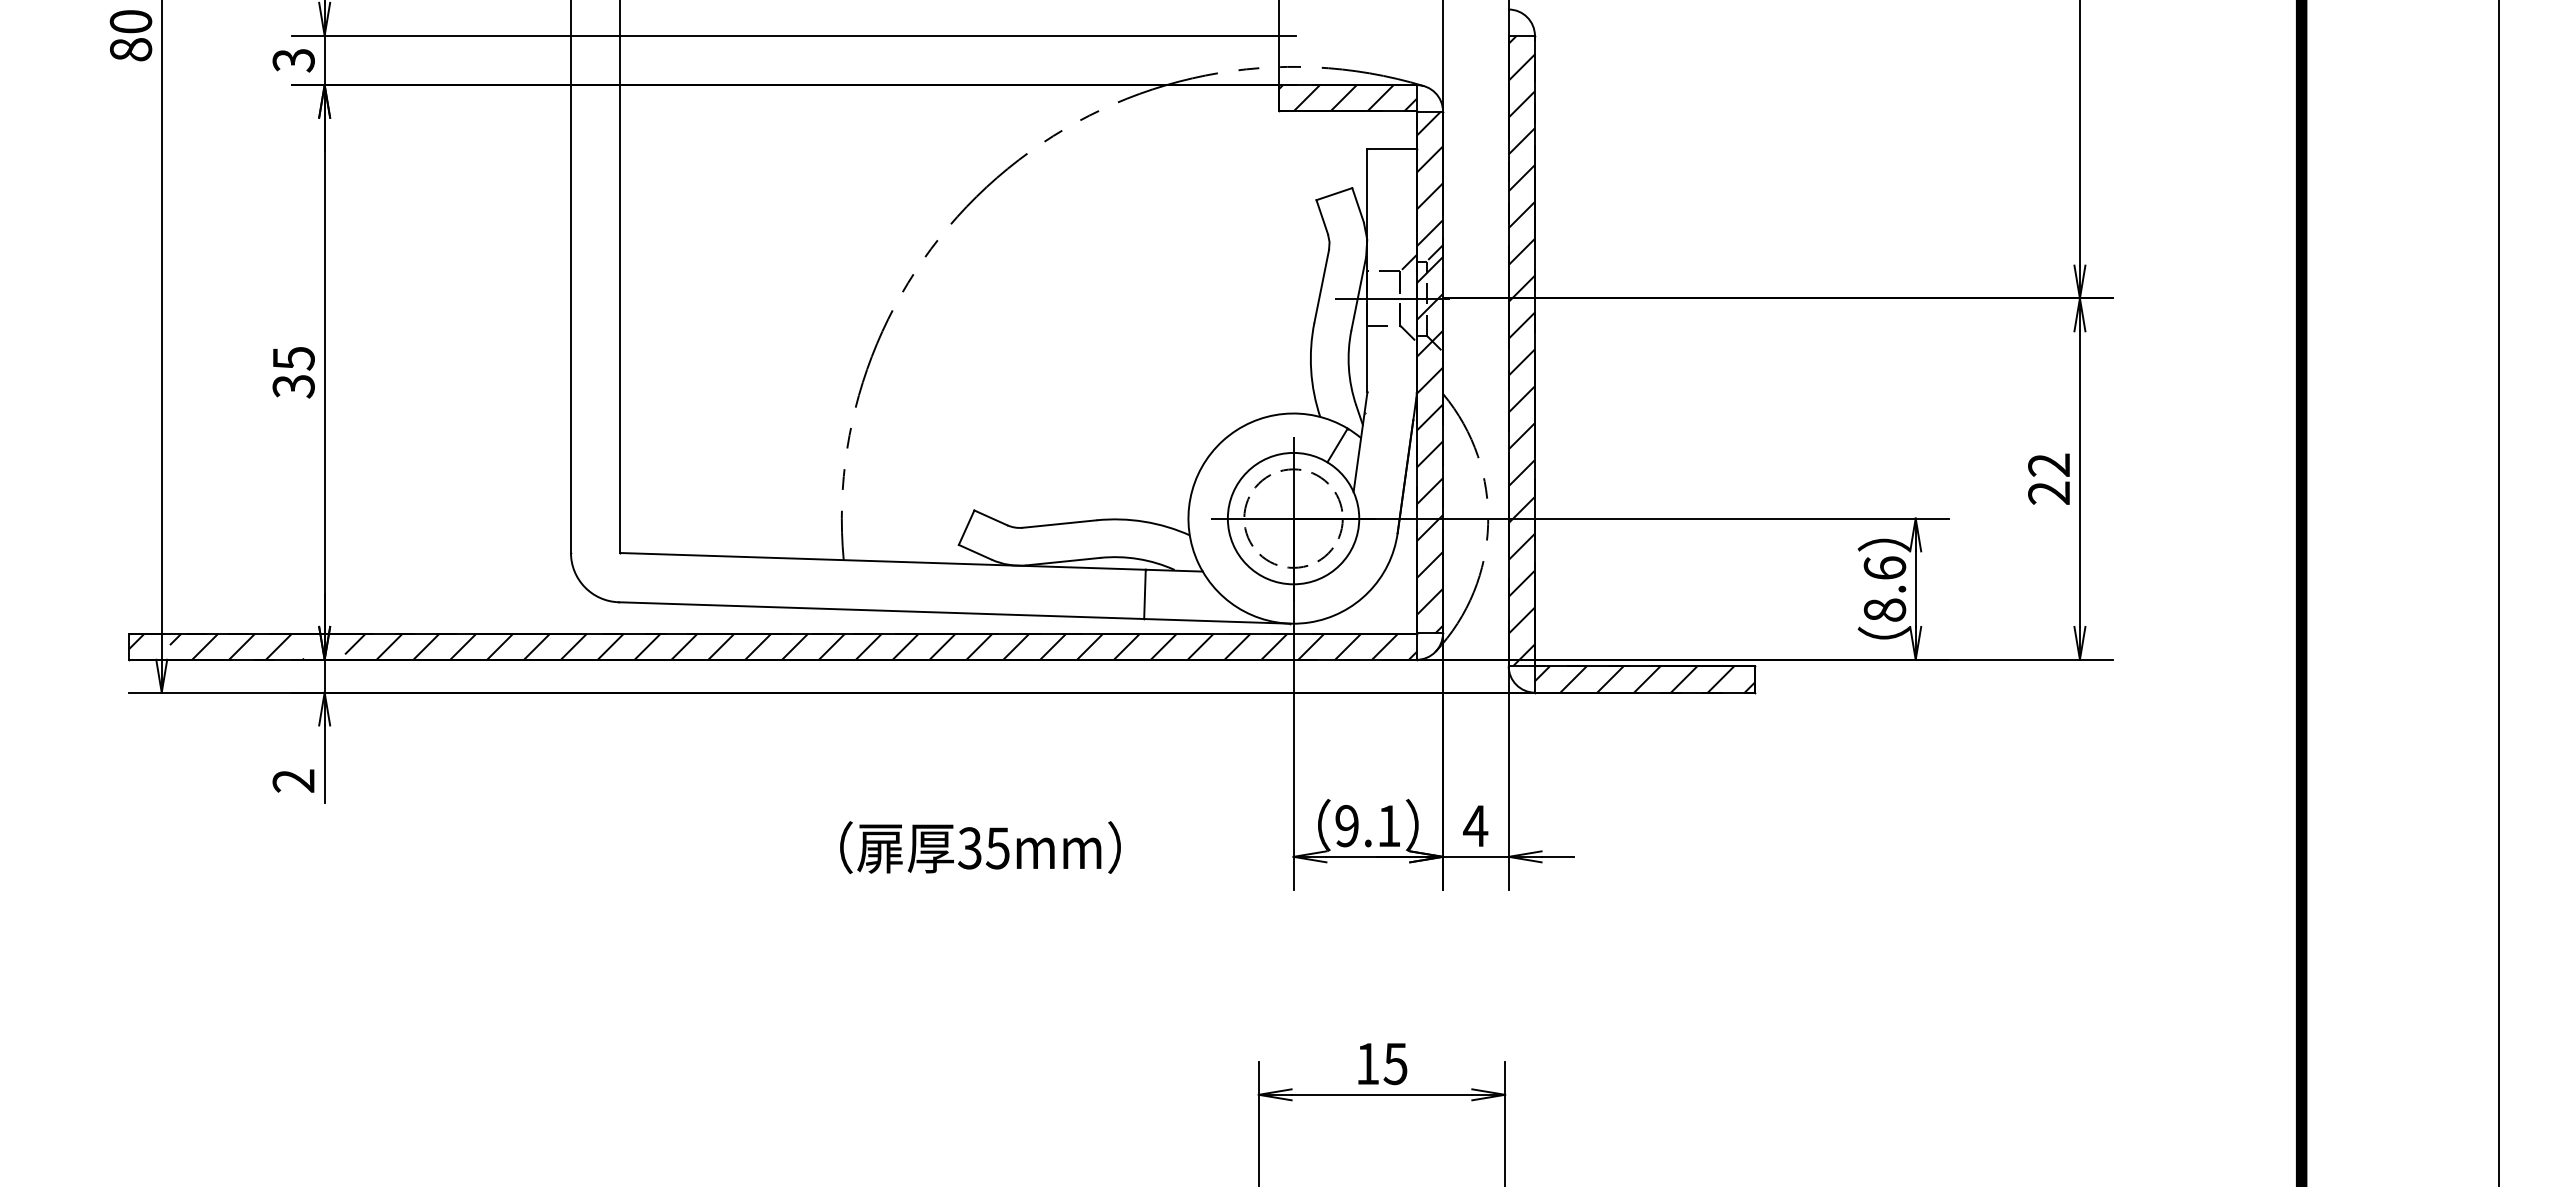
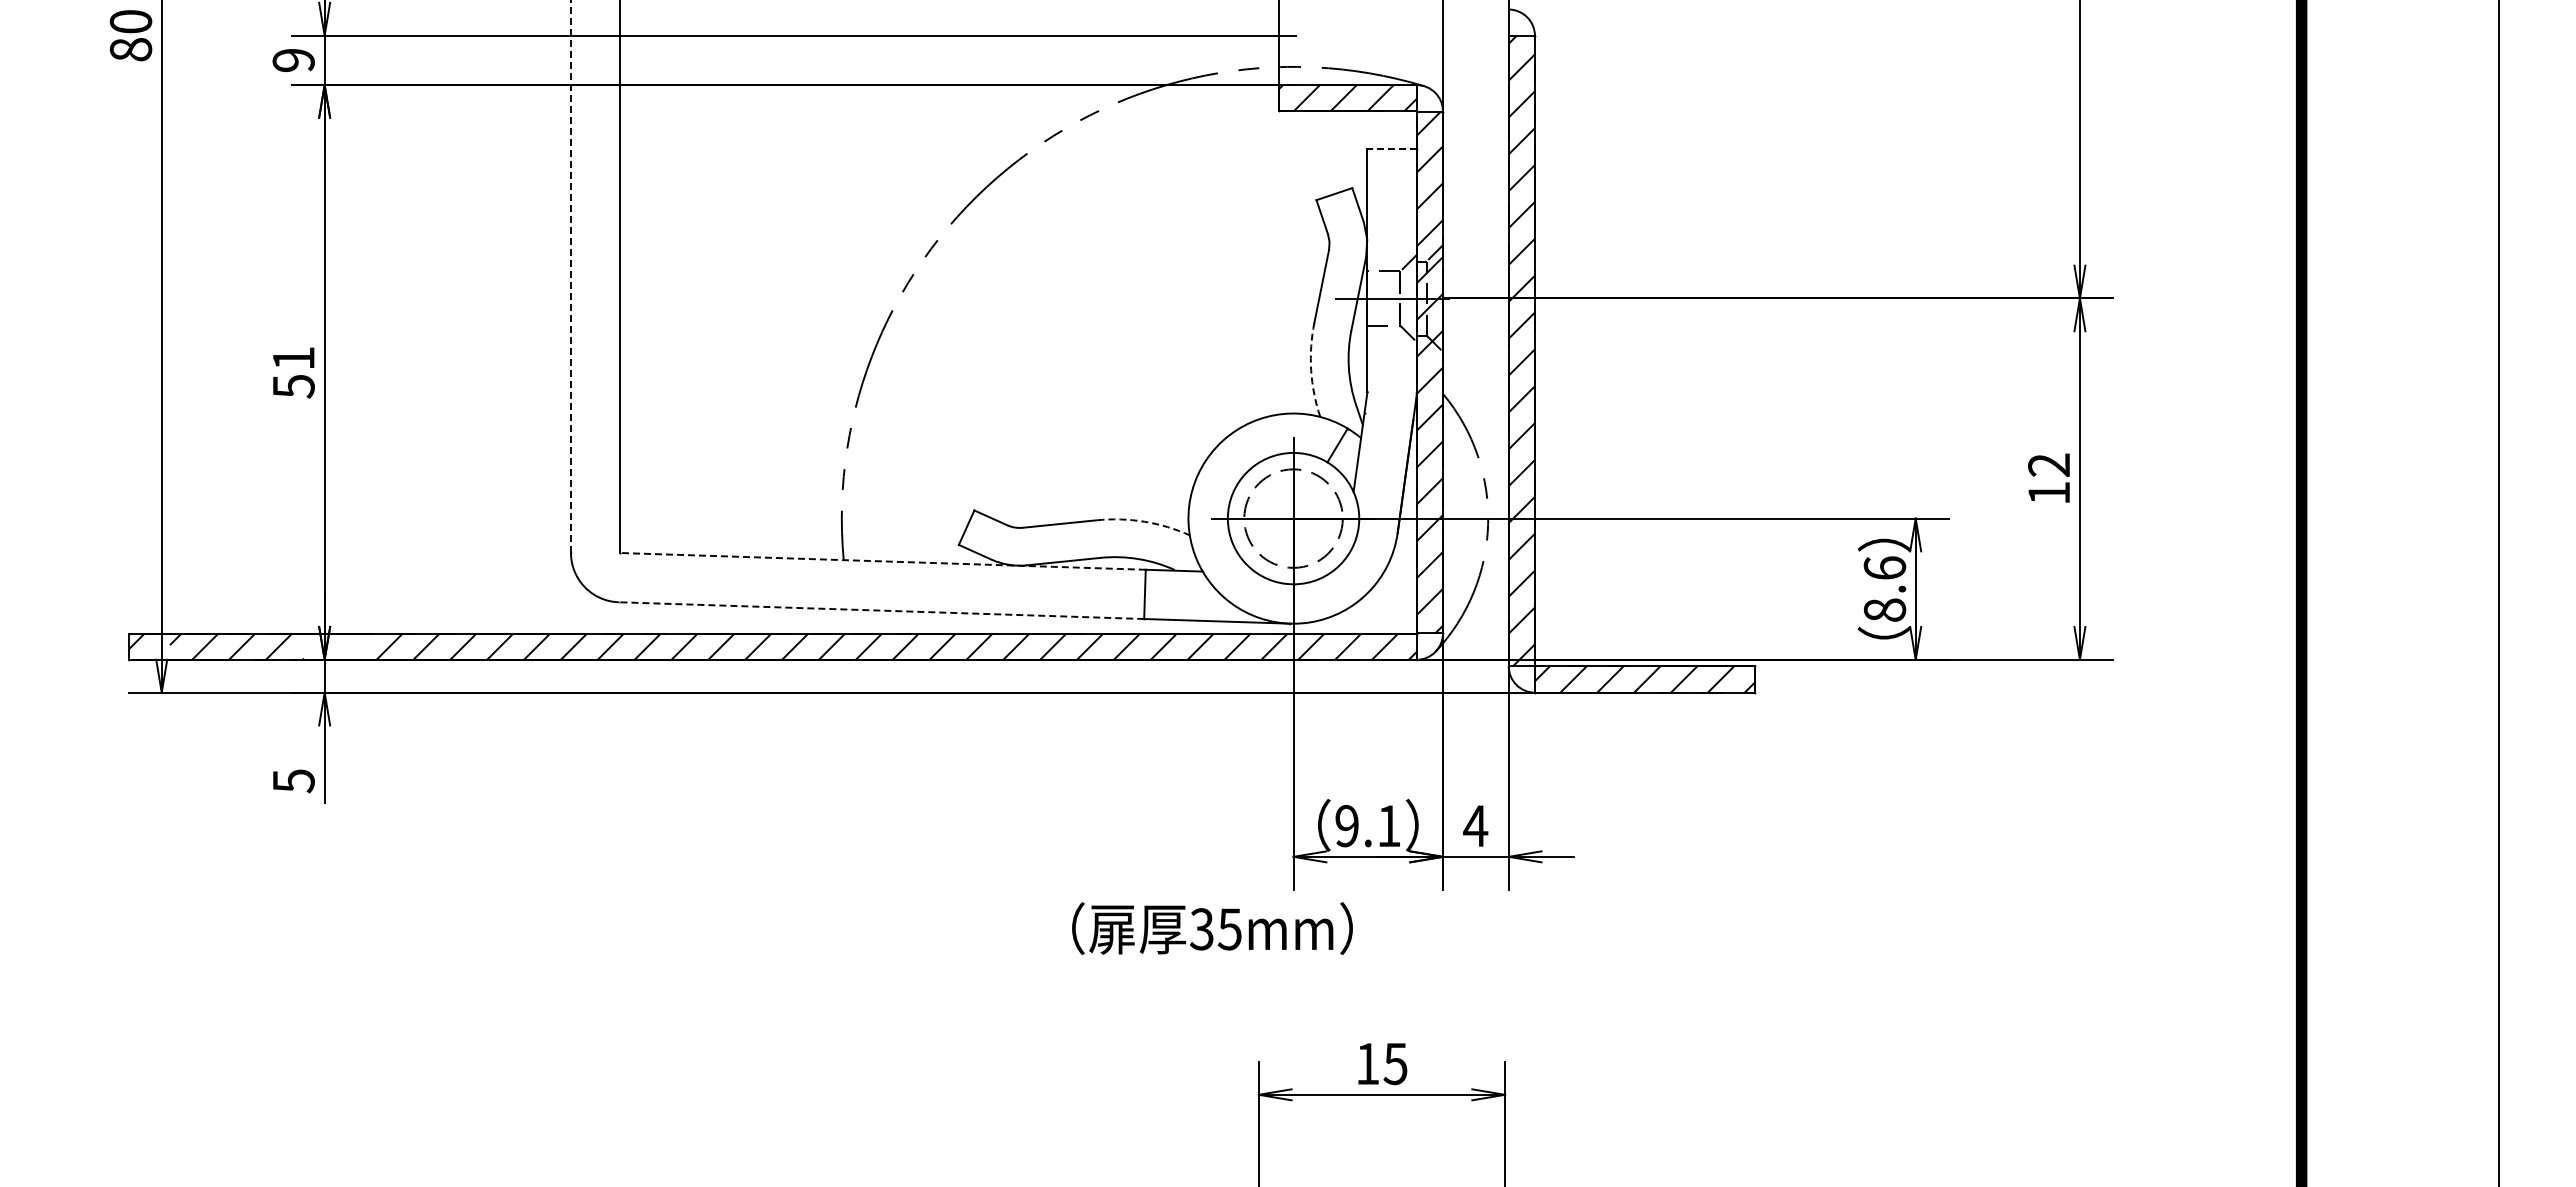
text: 3 -> 9 (293, 60)
line: solid -> dashed (1392, 149)
line: solid -> dashed (570, 276)
arc: solid -> dashed (1311, 370)
text: 35 -> 51 (293, 372)
text: 22 -> 12 (2048, 492)
arc: solid -> dashed (1144, 521)
line: solid -> dashed (883, 561)
line: solid -> dashed (881, 610)
line: present -> none (355, 643)
text: 2 -> 5 (293, 781)
text position: (980, 847) -> (1212, 928) (1212, 928)
